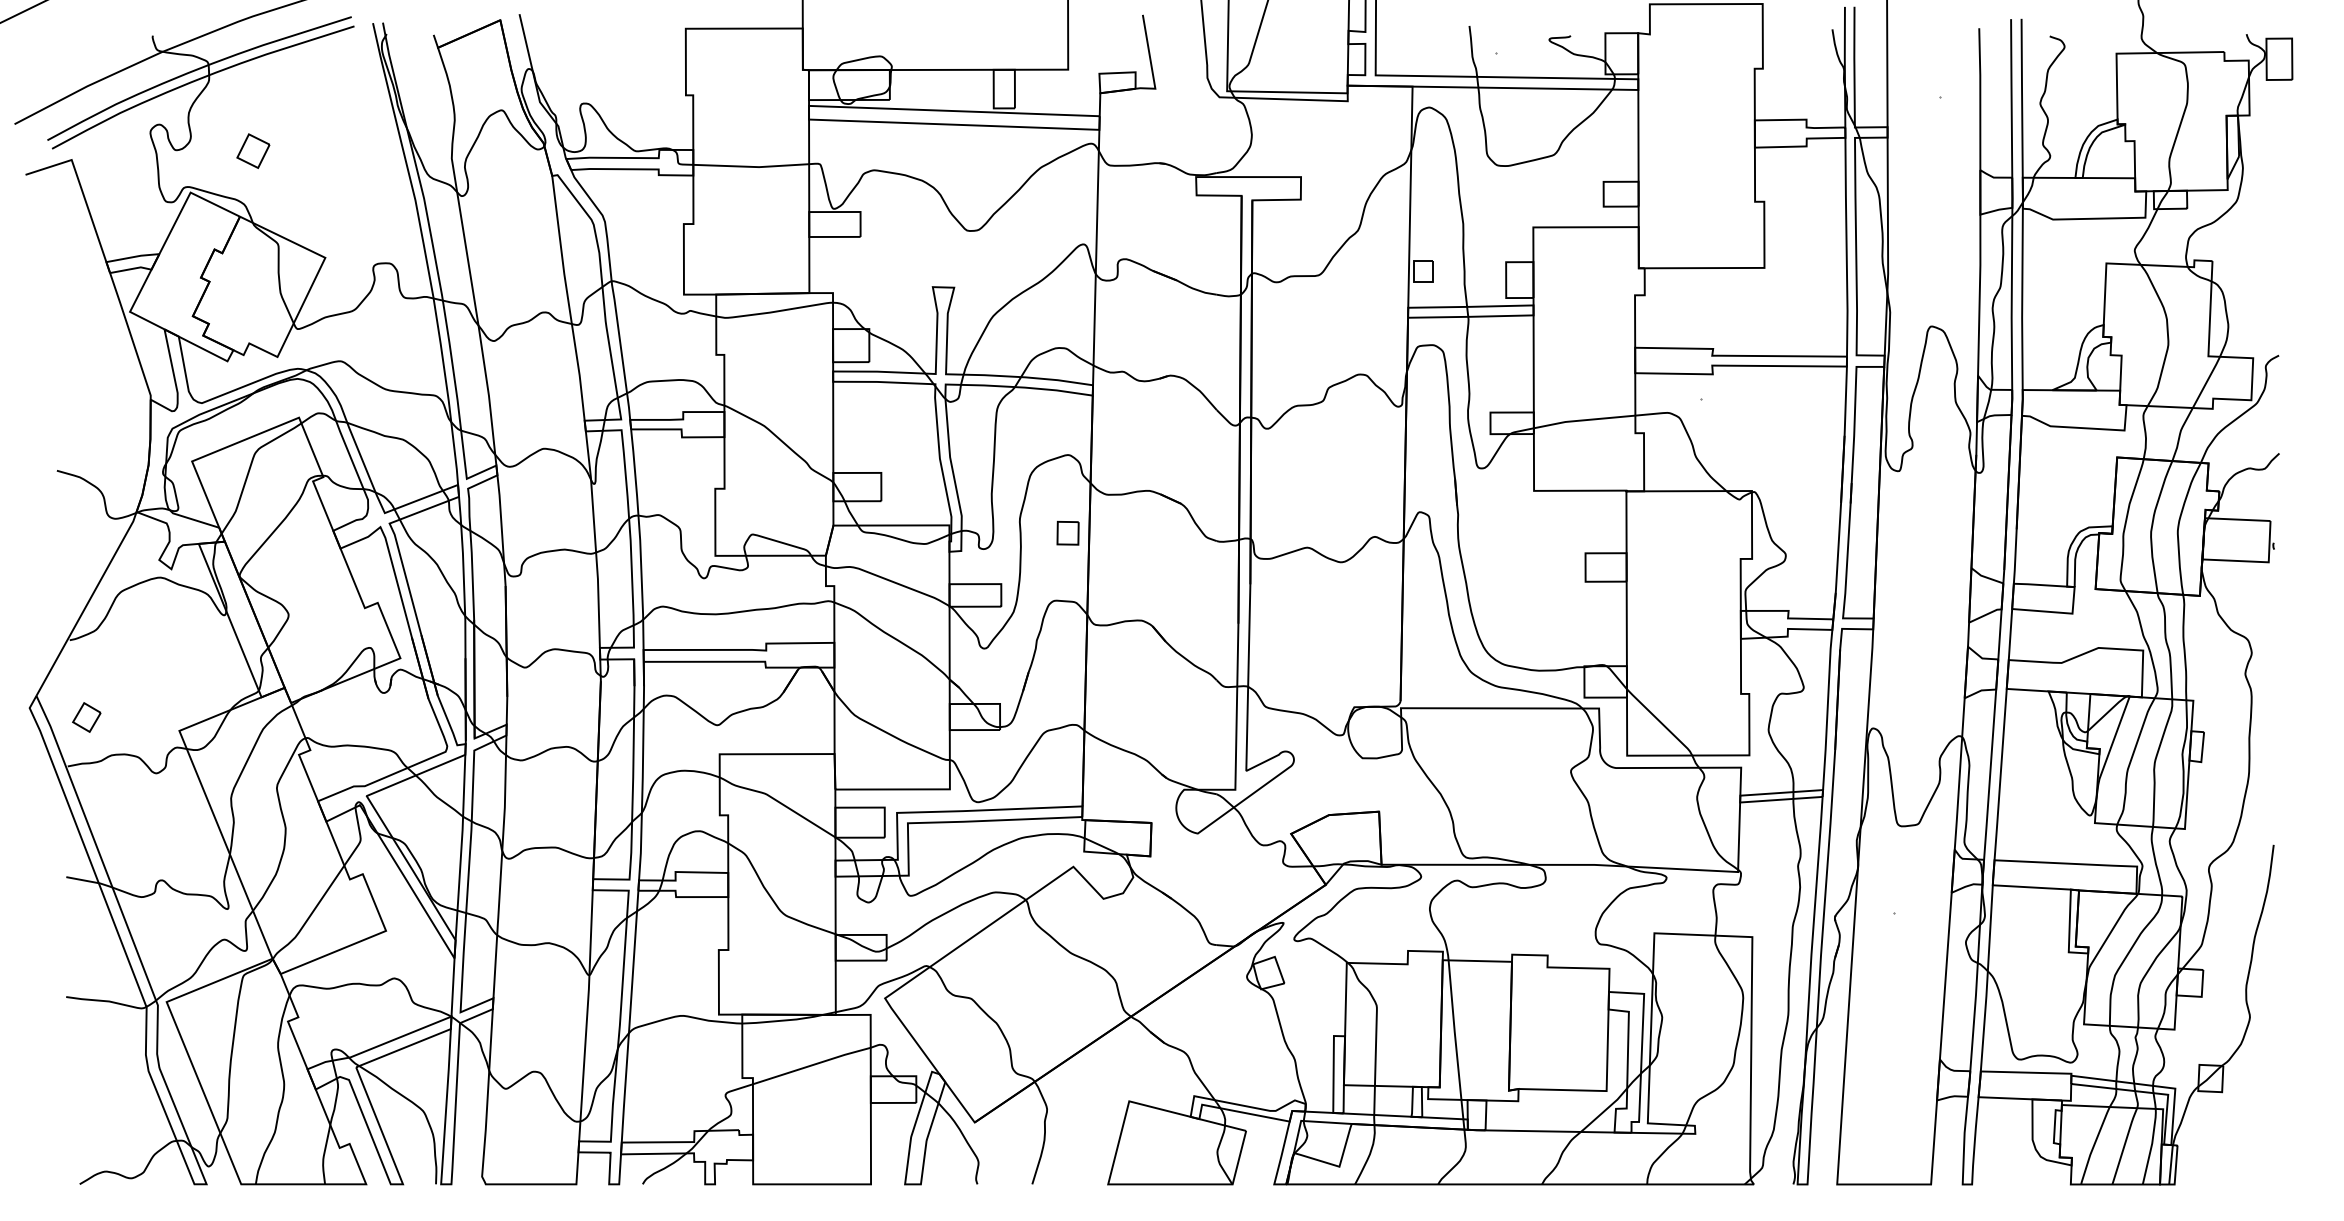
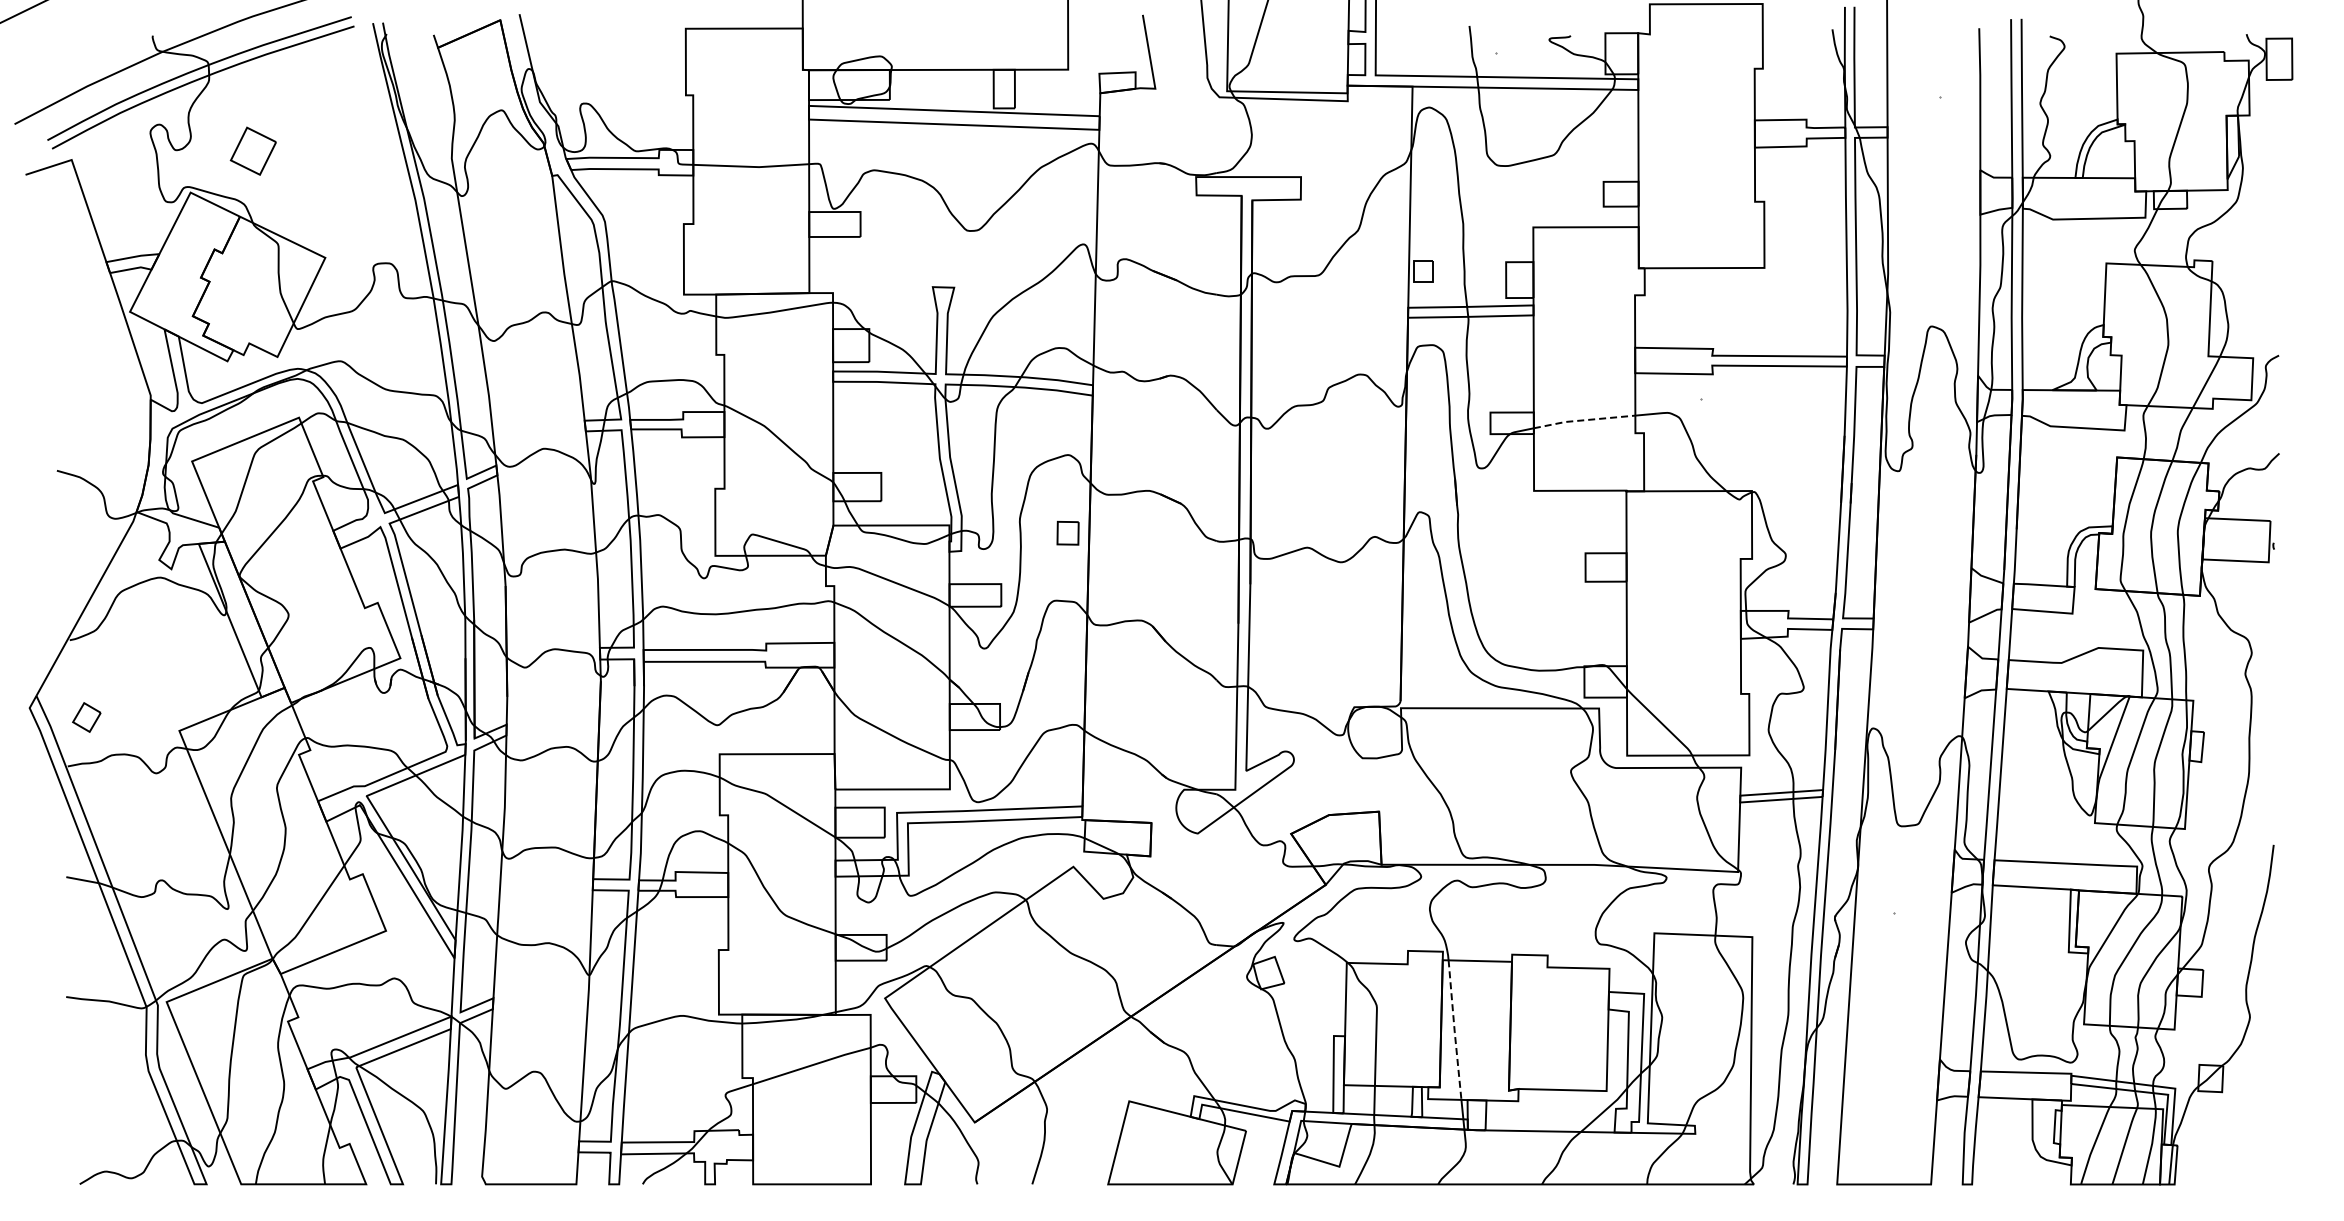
part size: 35x36 px -> 48x50 px (252, 150)
line: solid -> dashed (1584, 420)
line: solid -> dashed (1454, 1031)
